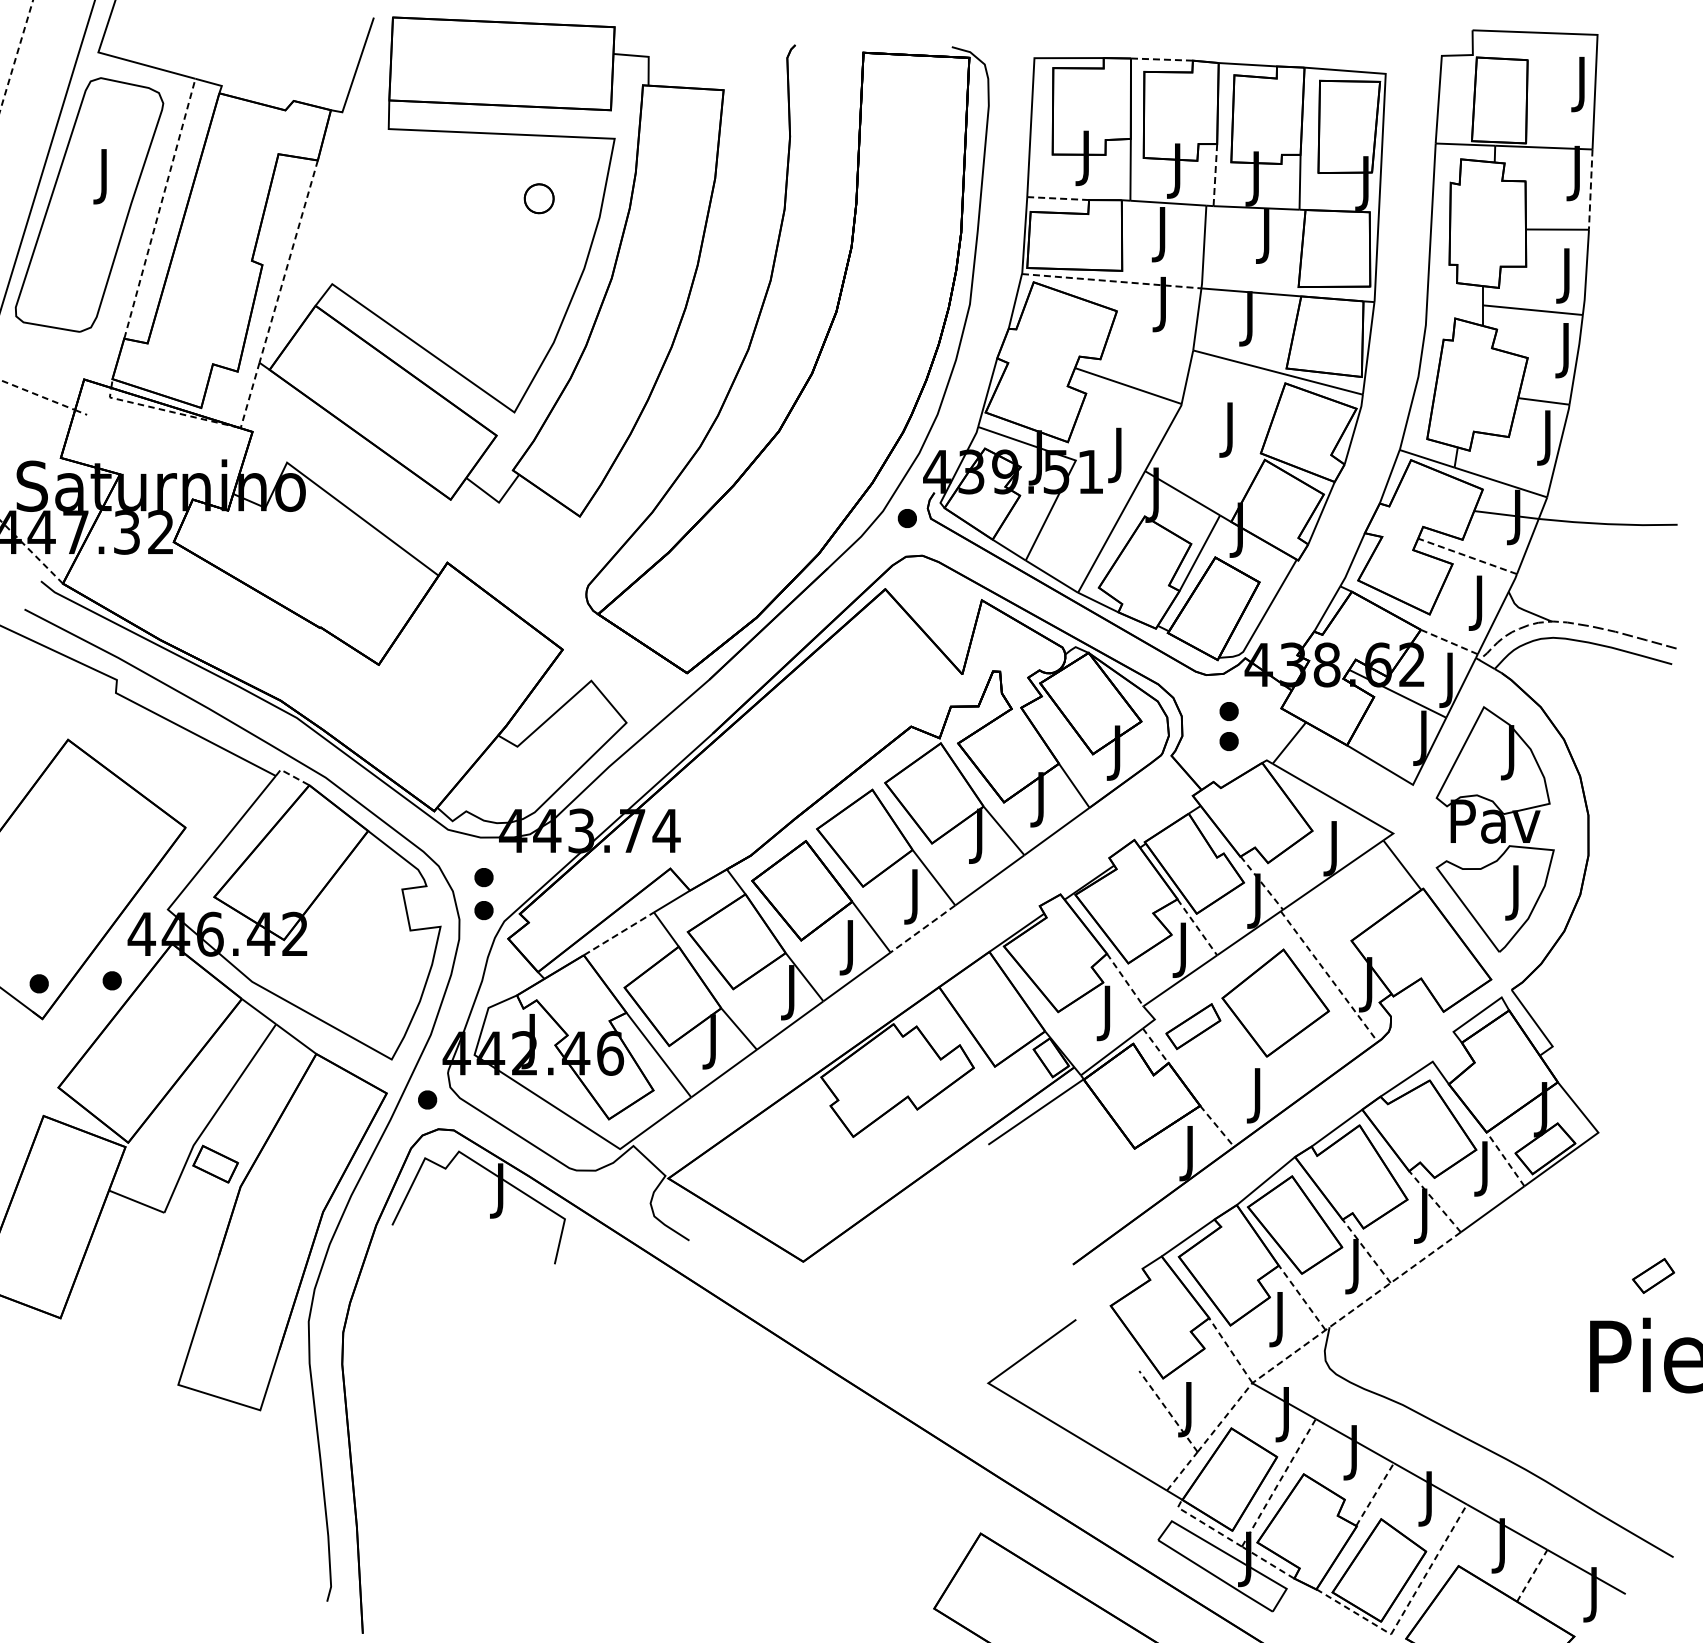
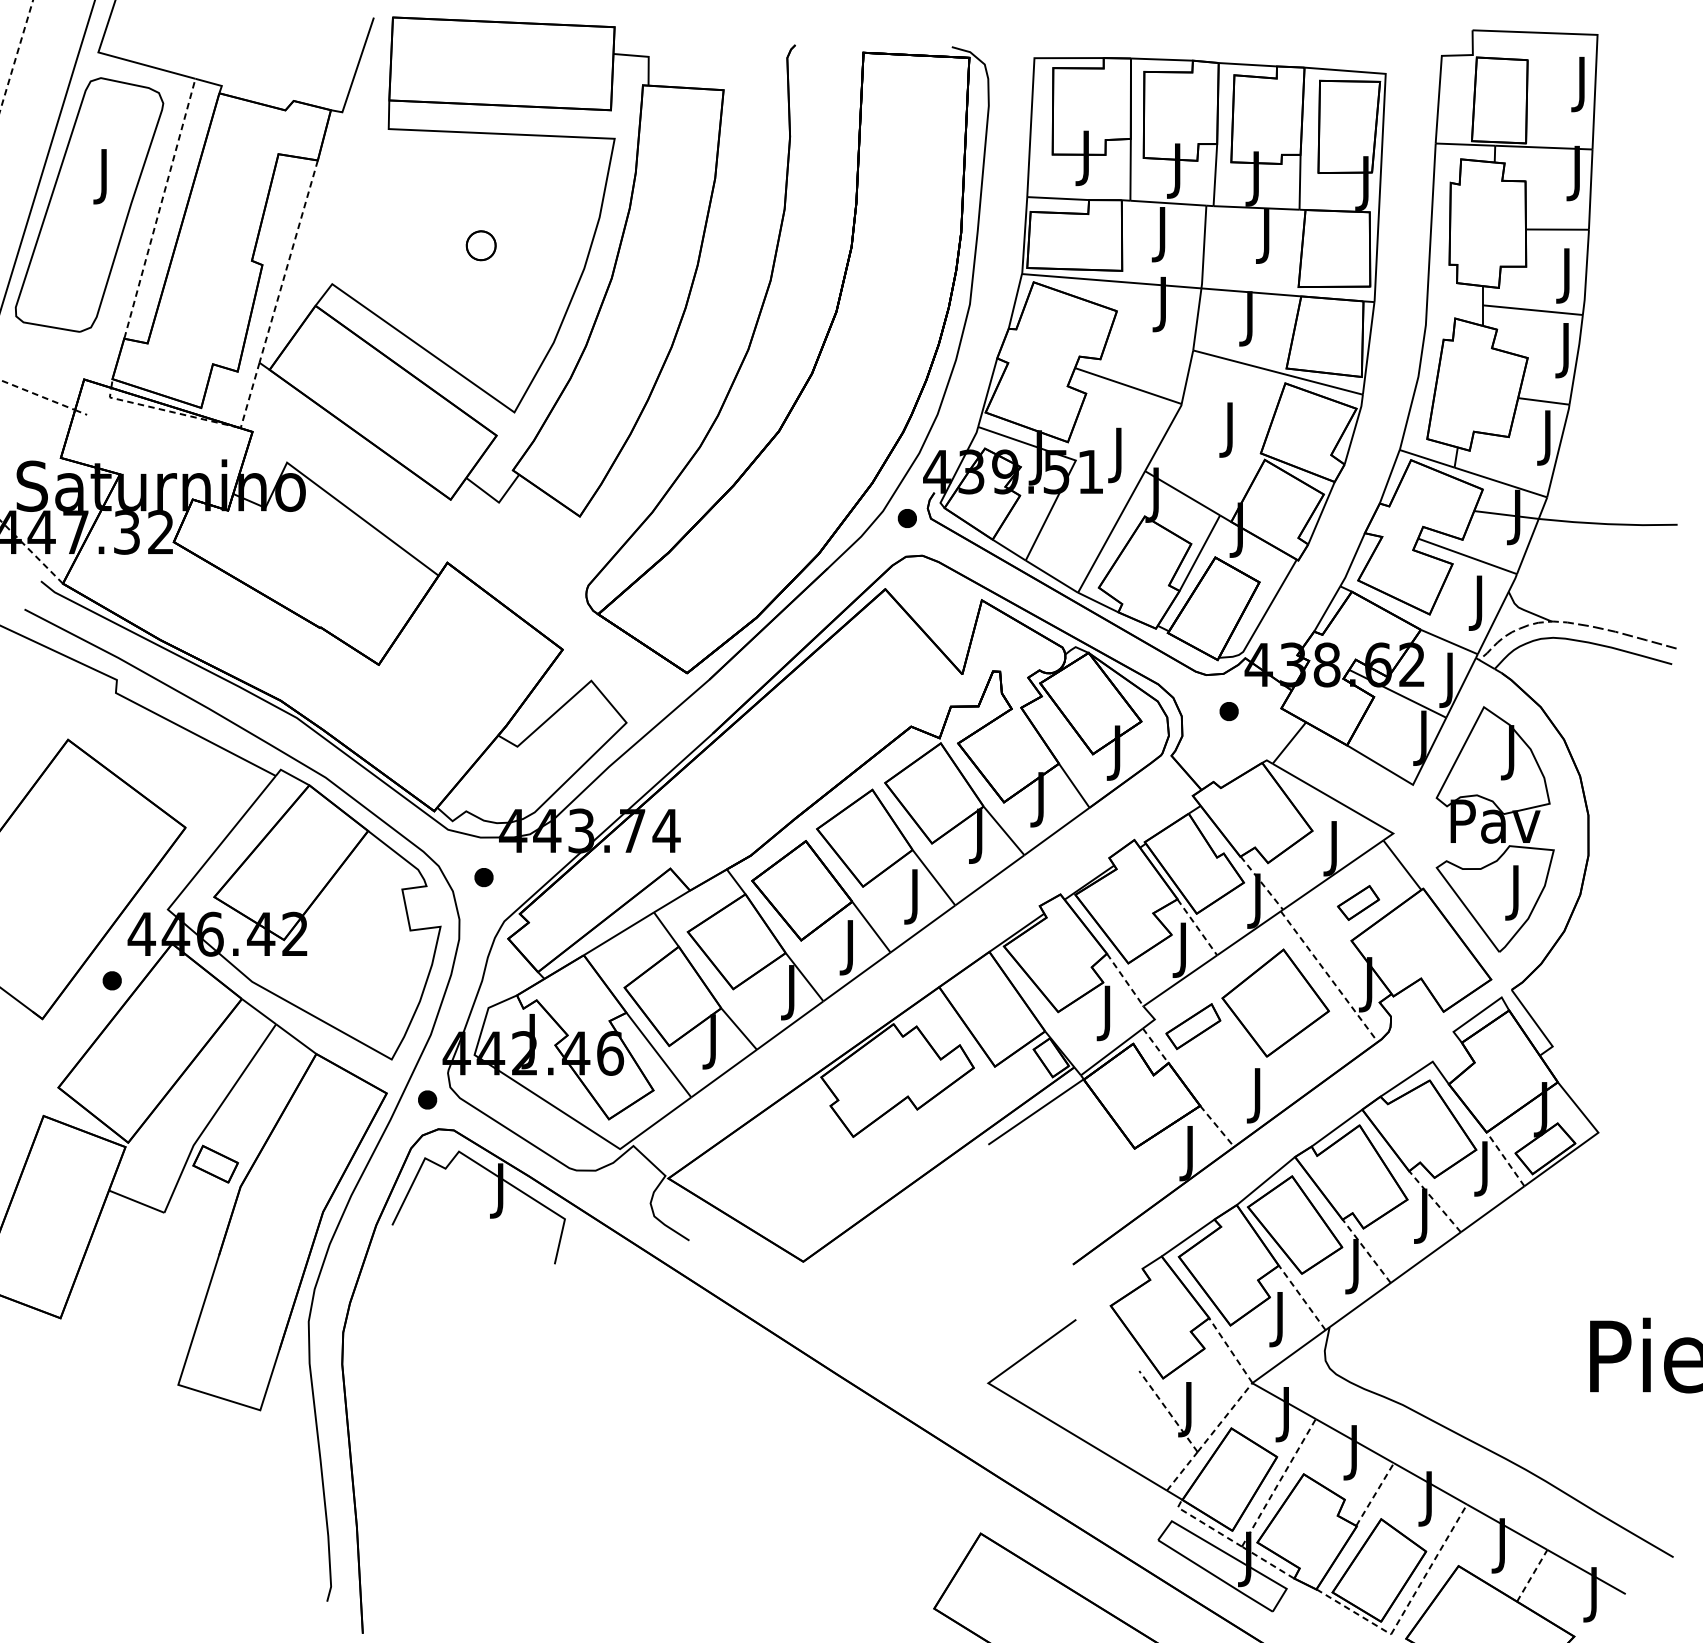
line: dashed -> solid (1161, 59)
line: dashed -> solid (1215, 175)
line: dashed -> solid (1590, 190)
part position: (538, 198) -> (480, 245) (480, 245)
line: dashed -> solid (1058, 198)
line: dashed -> solid (1112, 281)
line: dashed -> solid (1467, 556)
line: dashed -> solid (1449, 642)
part: present -> none (1228, 741)
line: dashed -> solid (291, 775)
part: present -> none (483, 910)
line: dashed -> solid (922, 929)
line: dashed -> solid (619, 933)
part: present -> none (38, 983)
part position: (1653, 1275) -> (1358, 902) (1358, 902)
line: dashed -> solid (1356, 1307)
